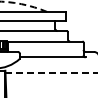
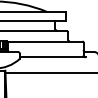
arc: dashed -> solid (23, 4)
line: dashed -> solid (51, 72)
